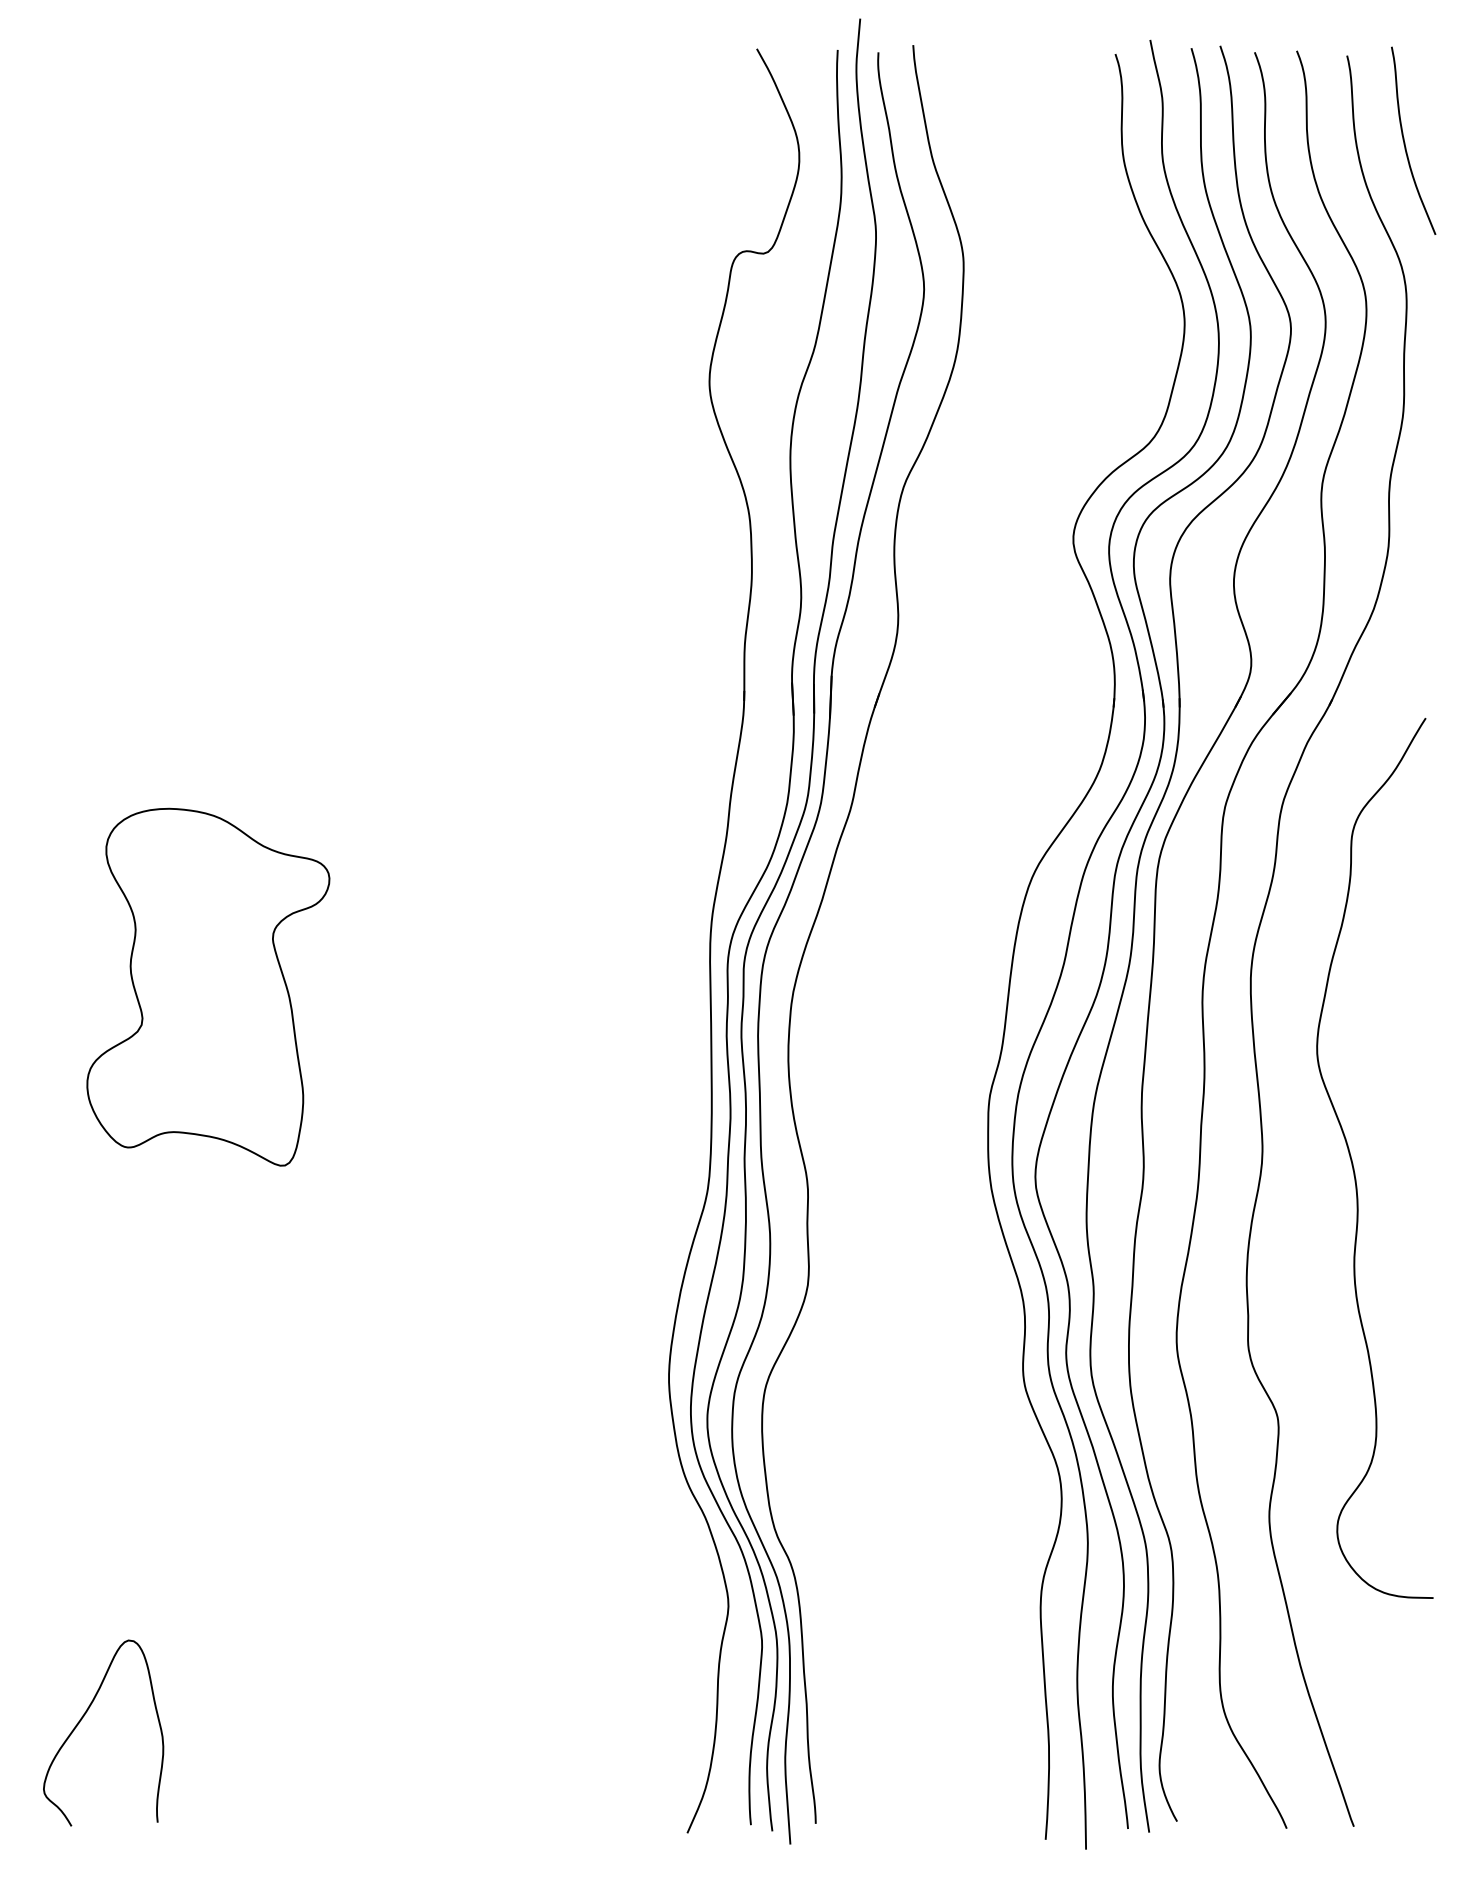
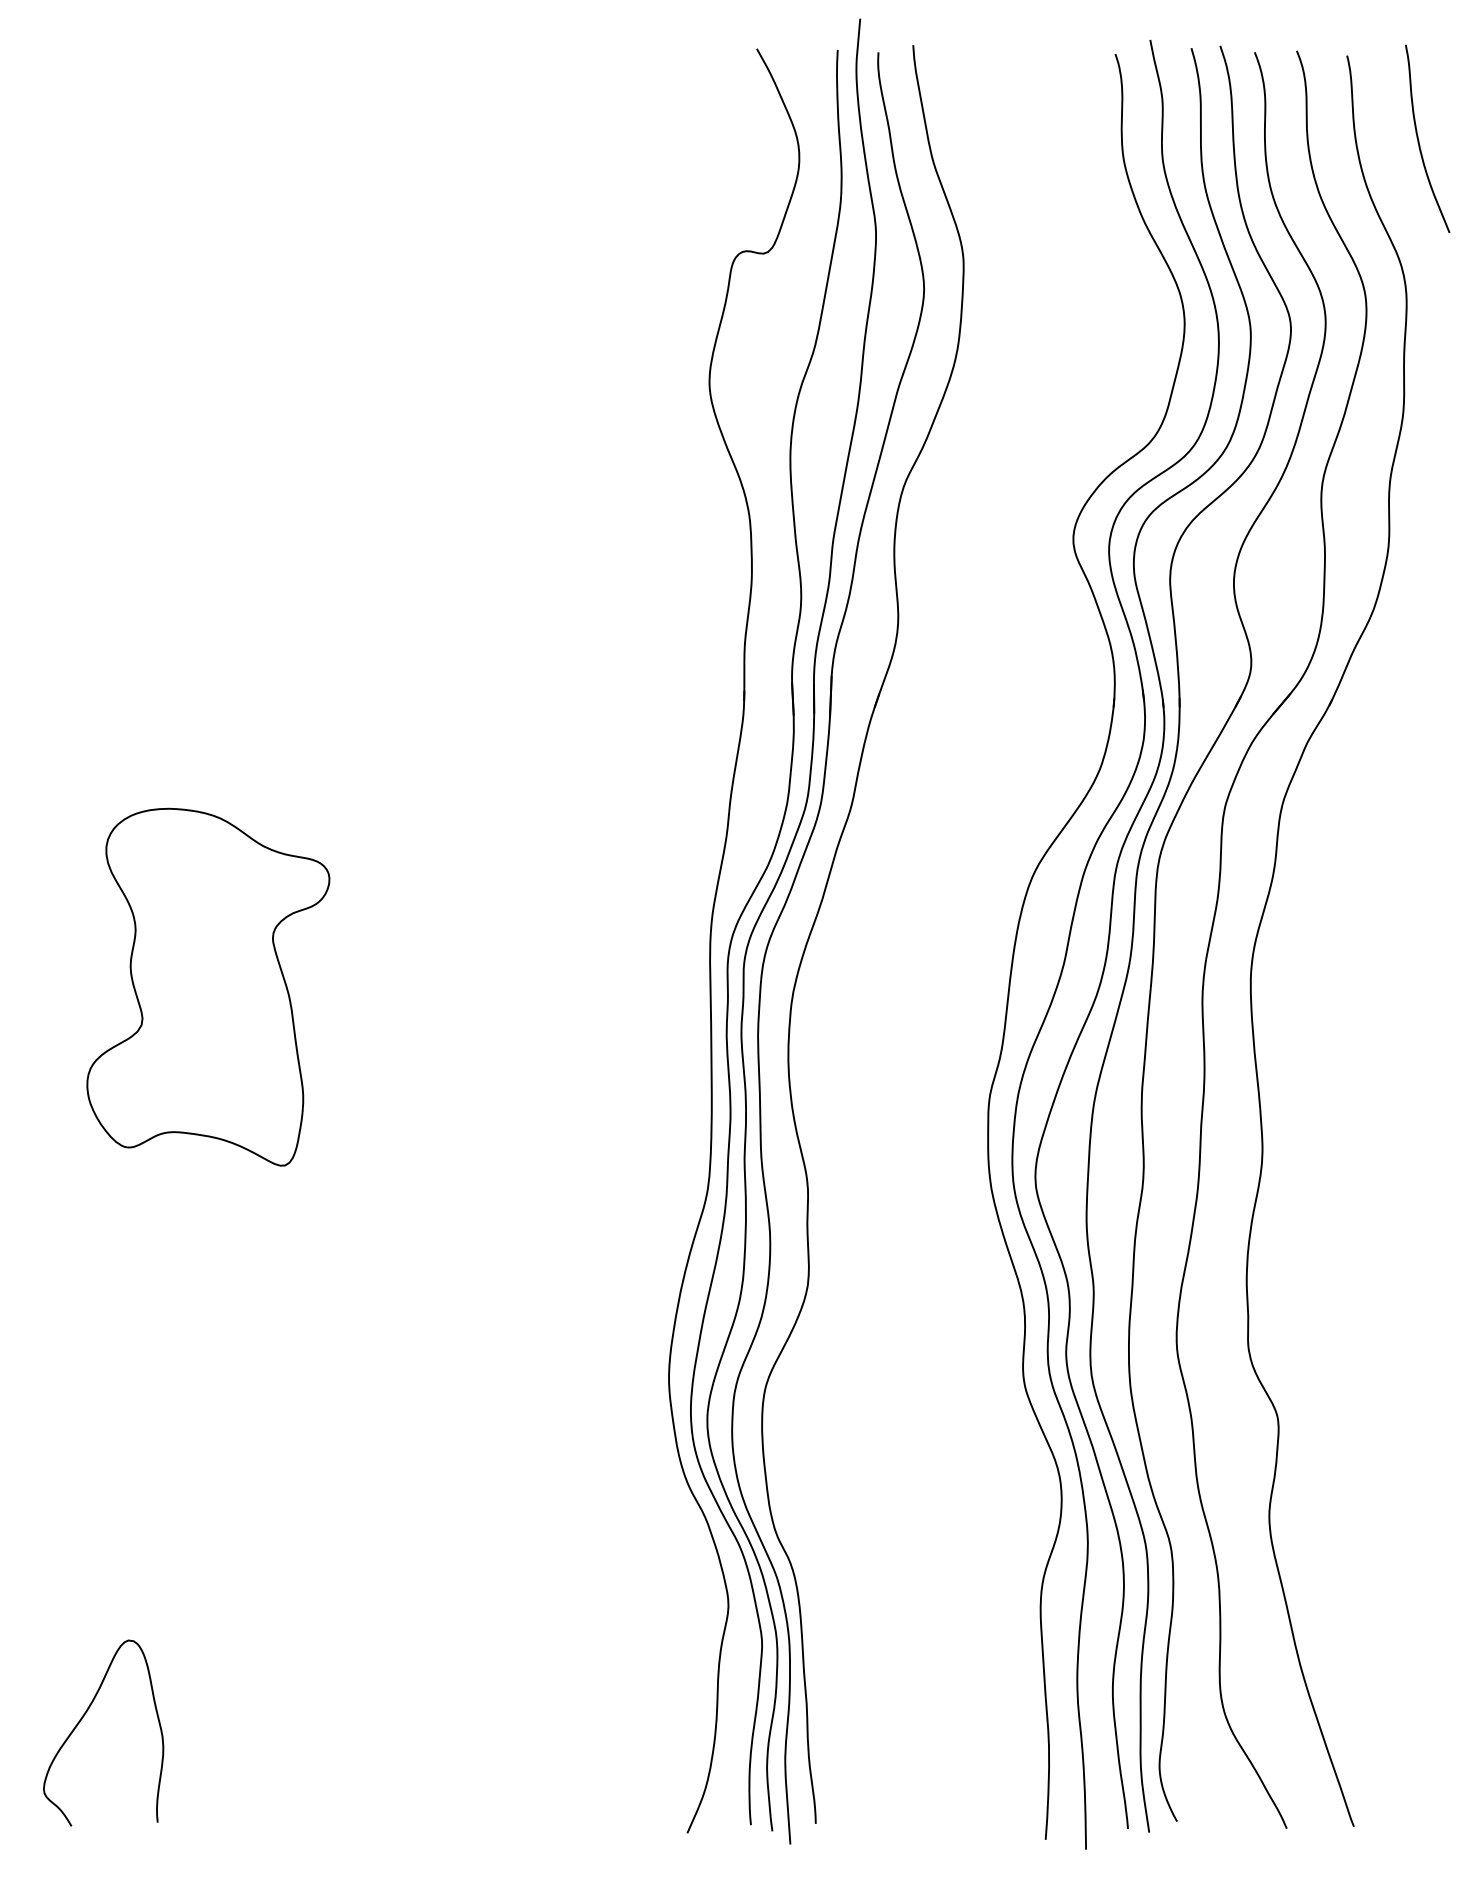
curve position: (1405, 142) -> (1419, 140) (1419, 140)
curve: present -> none (1353, 1163)
